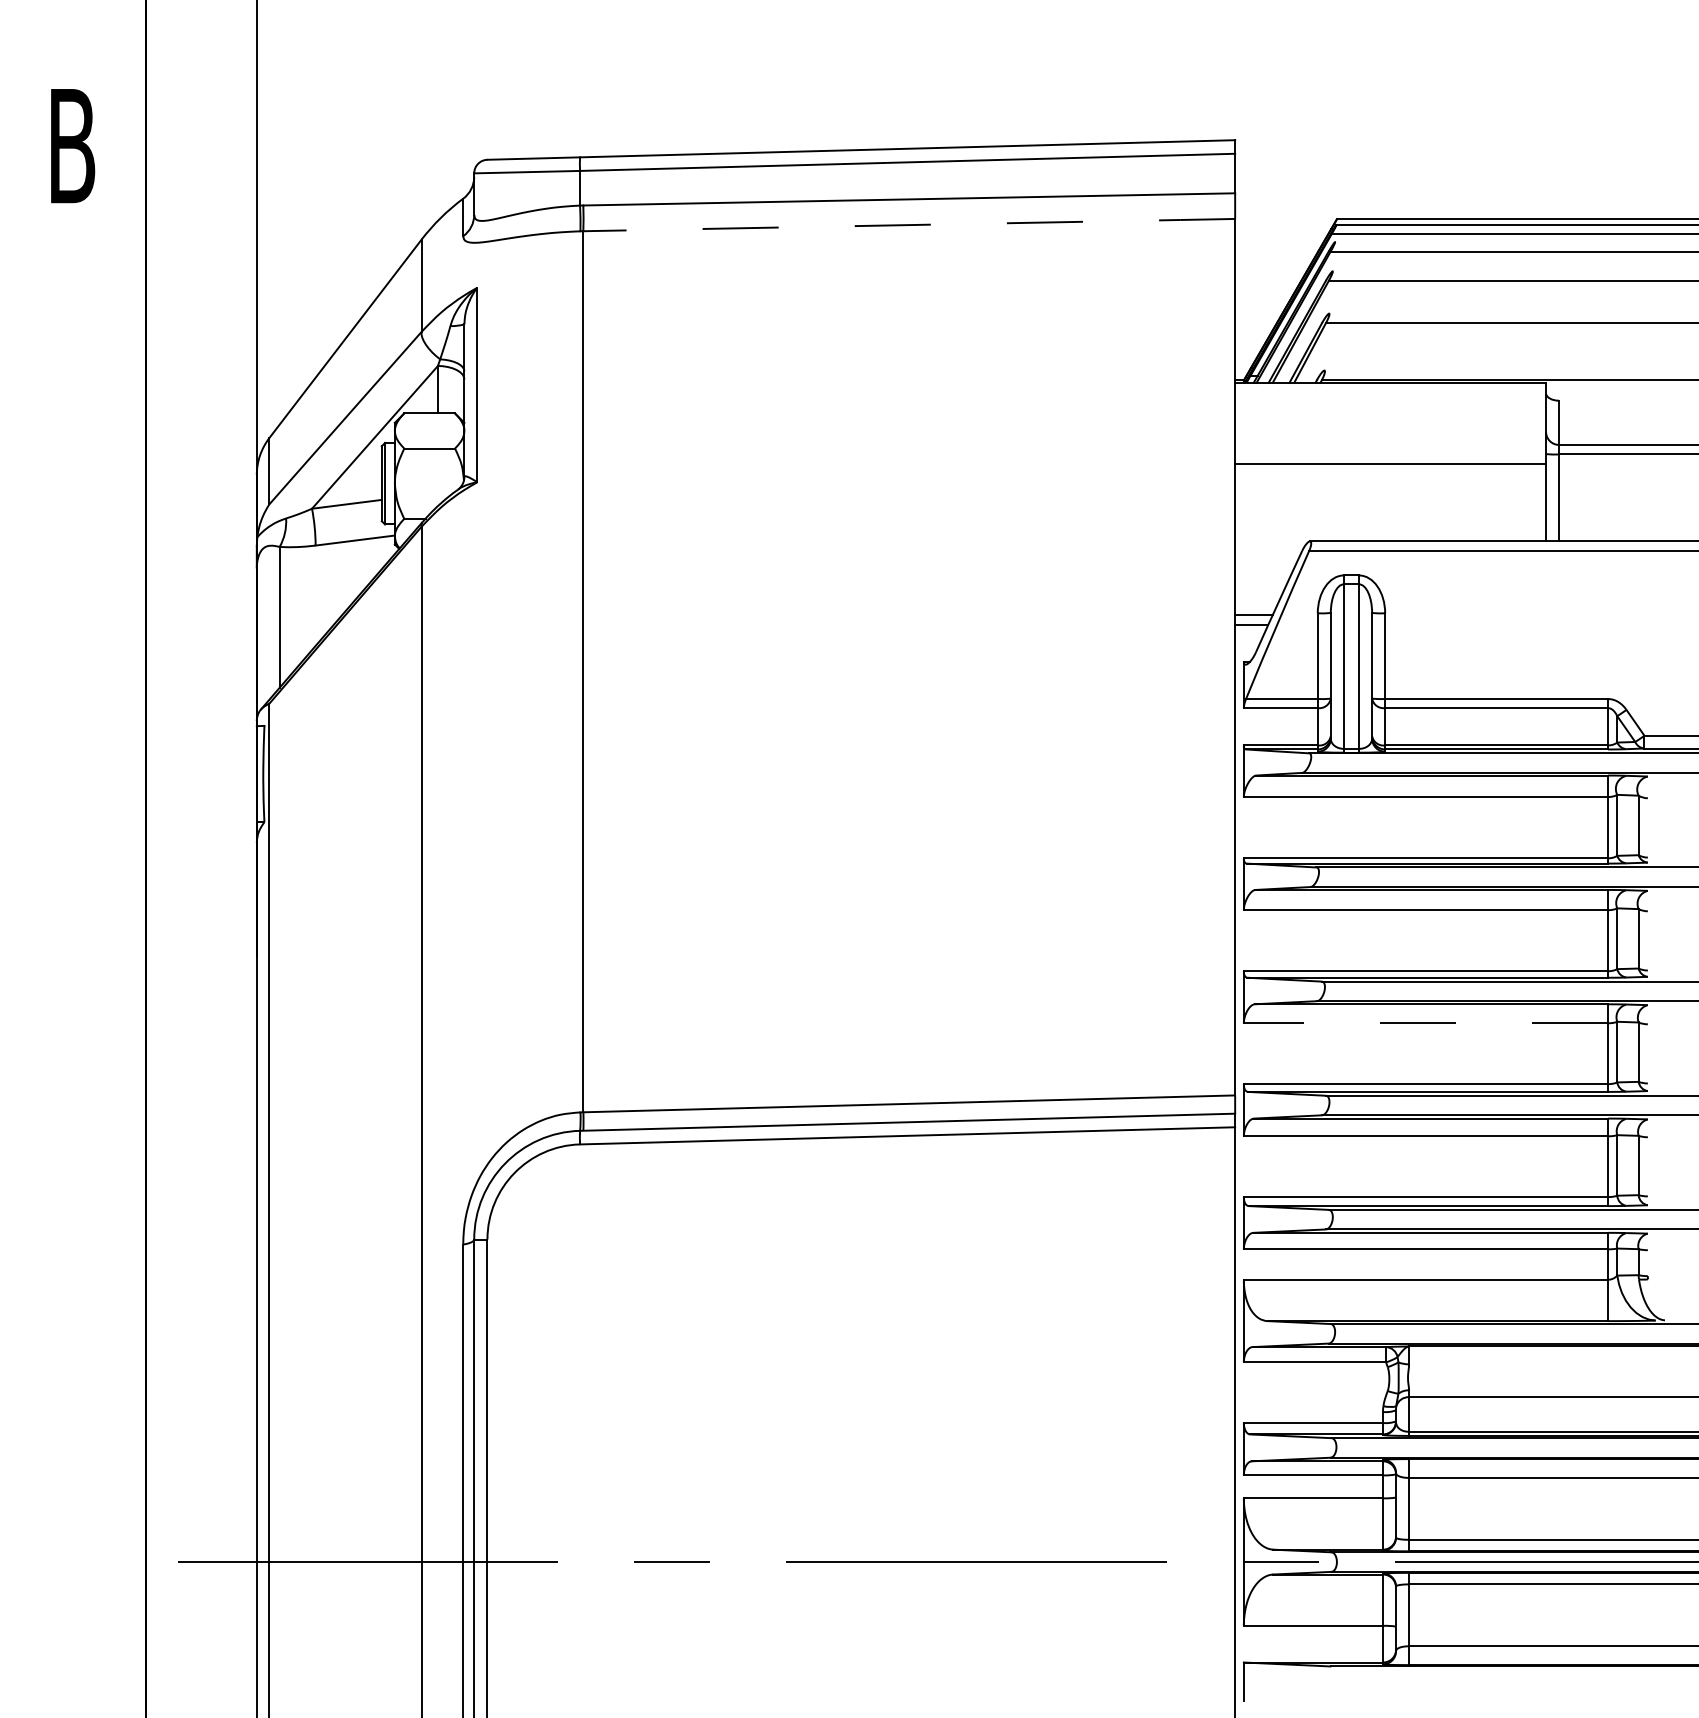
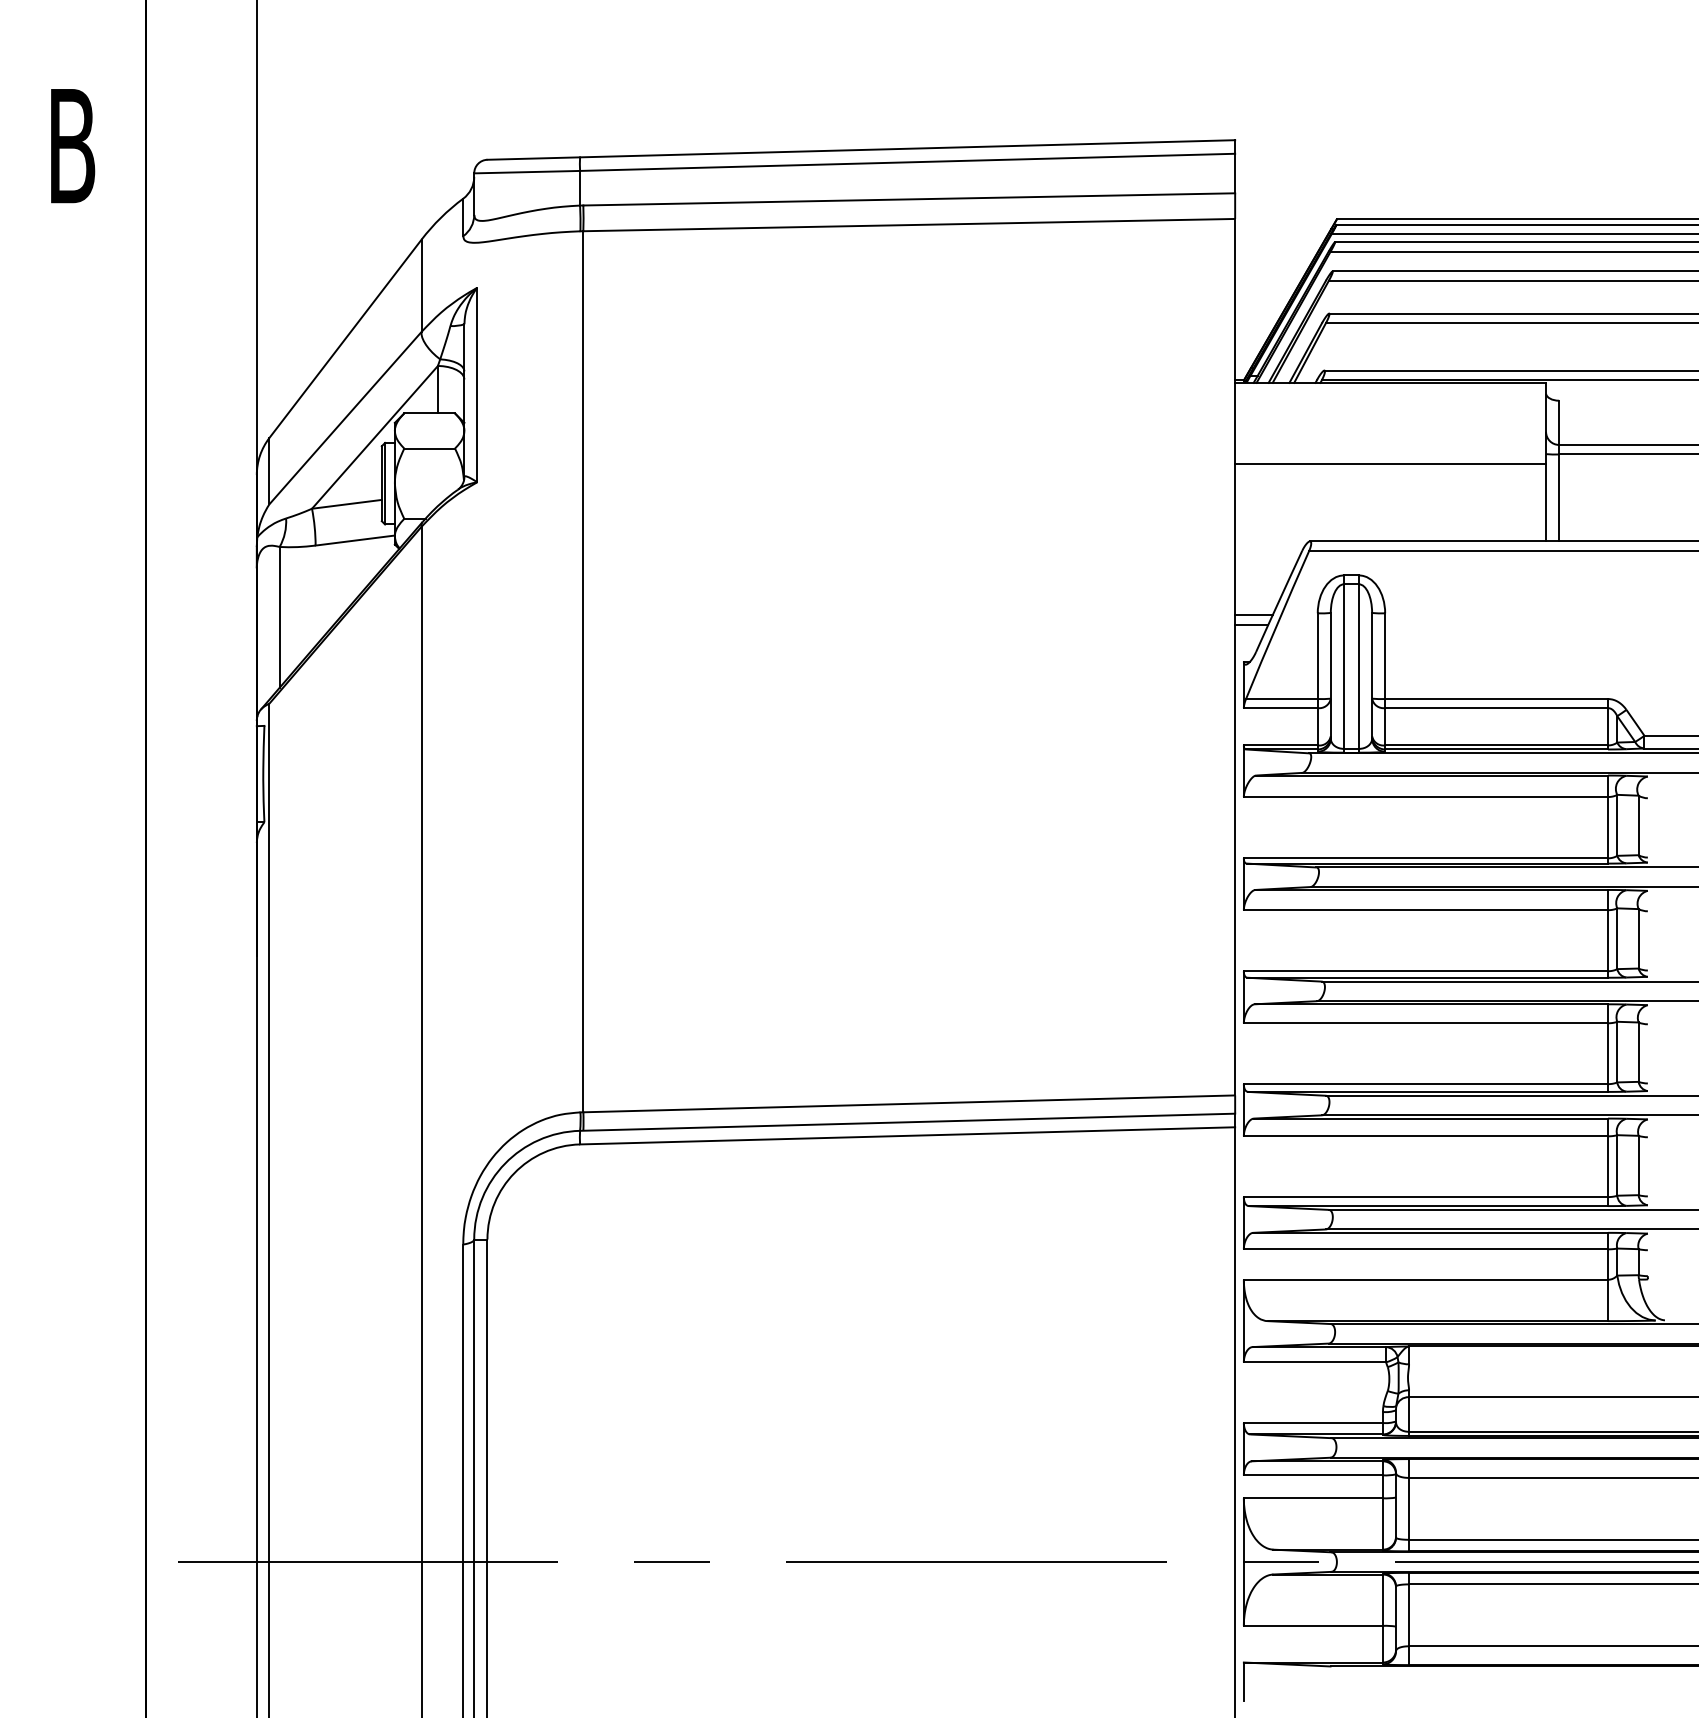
line: dashed -> solid (910, 225)
line: none -> present (1514, 242)
line: none -> present (1513, 271)
line: none -> present (1512, 313)
line: none -> present (1509, 370)
line: dashed -> solid (1425, 1023)
